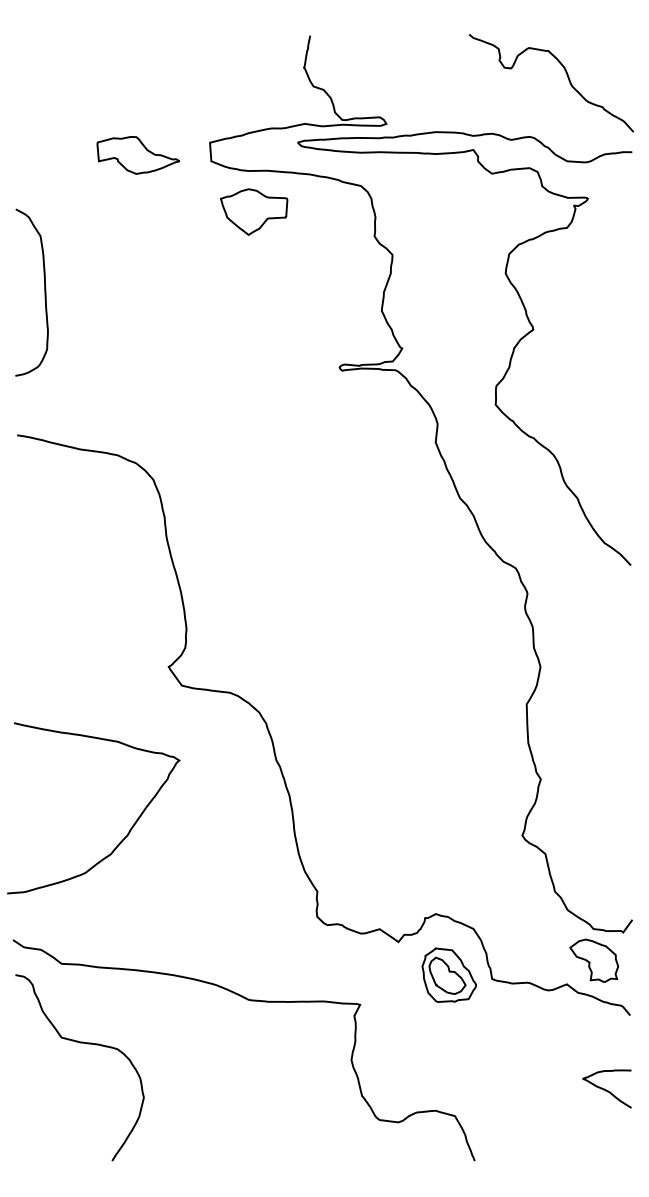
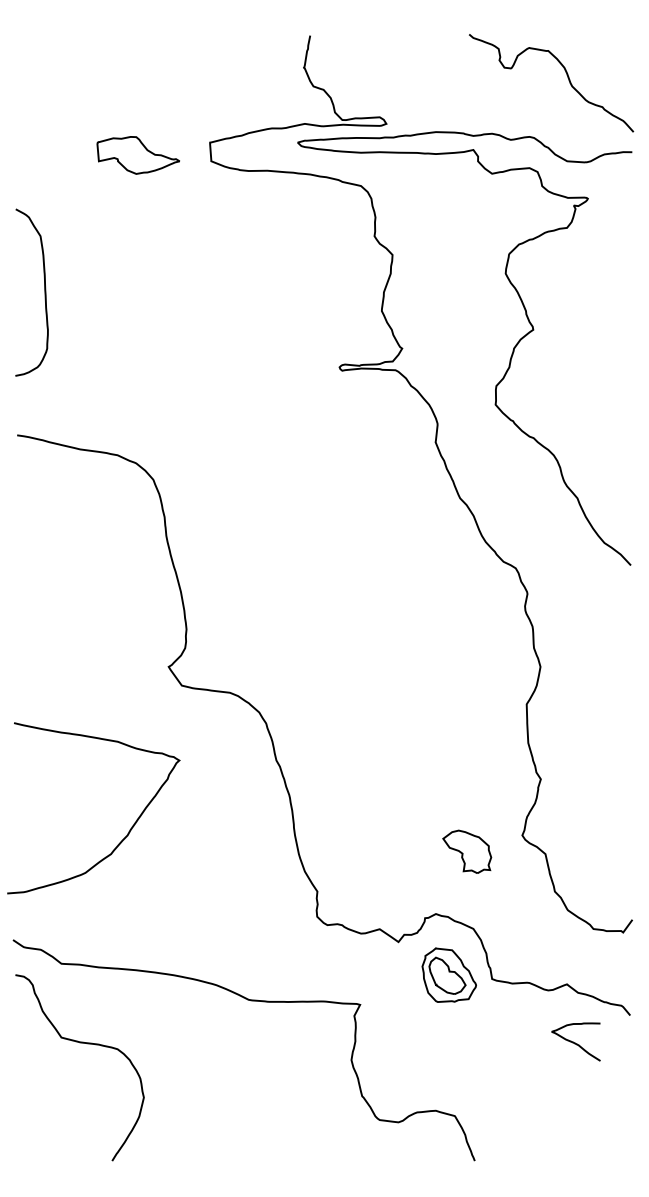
part: present -> none (254, 211)
part position: (594, 960) -> (467, 851) (467, 851)
curve position: (606, 1089) -> (575, 1042) (575, 1042)
